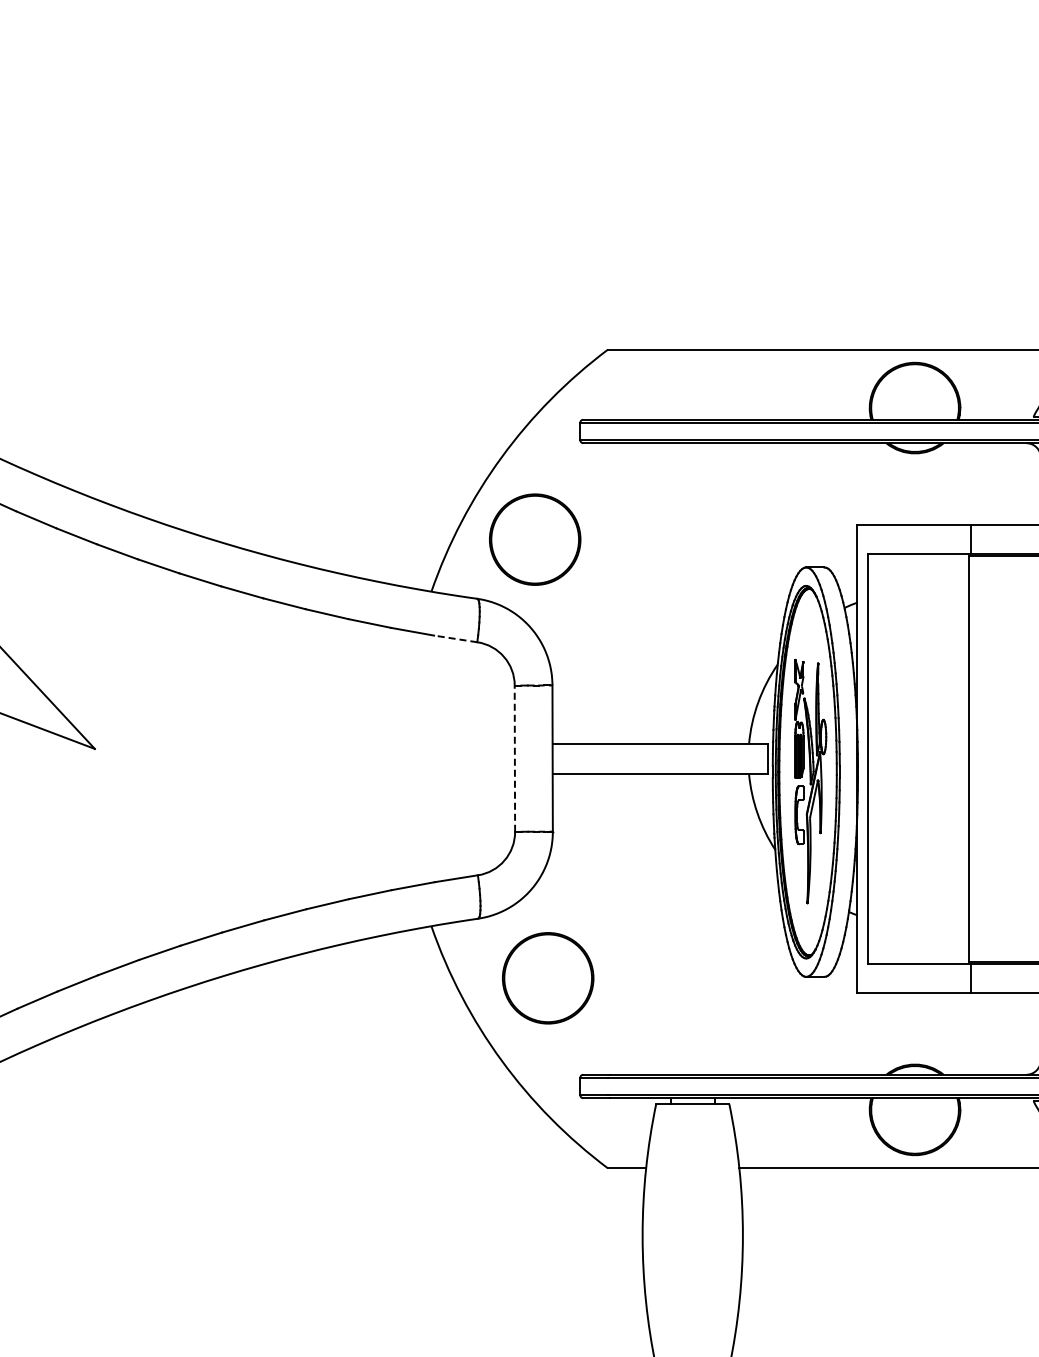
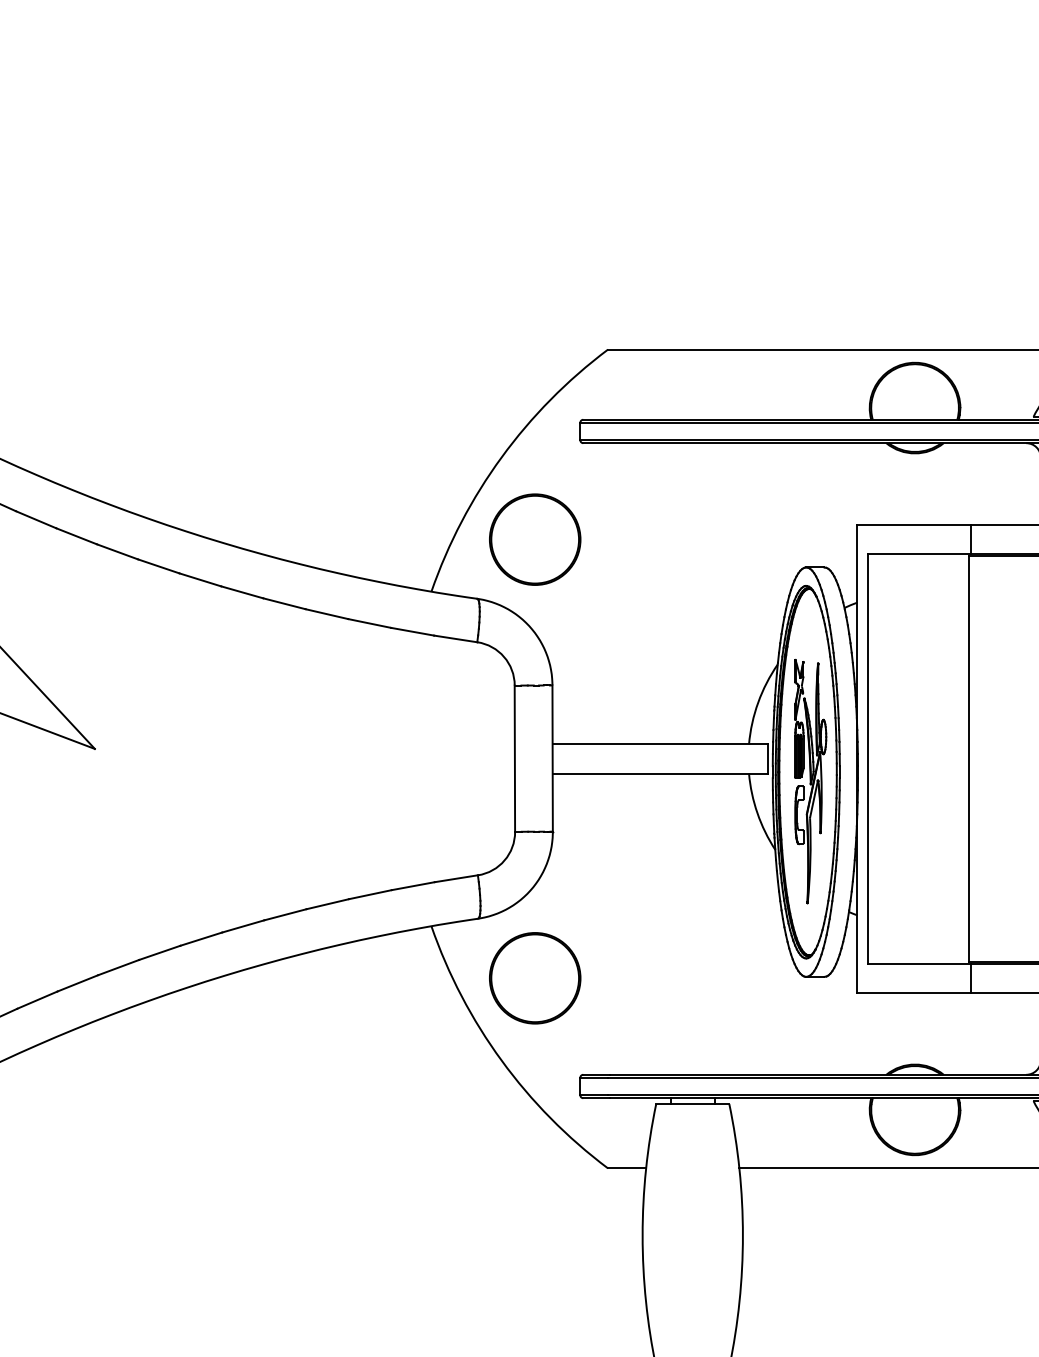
line: dashed -> solid (455, 638)
line: dashed -> solid (514, 758)
part position: (548, 978) -> (535, 978) (535, 978)
